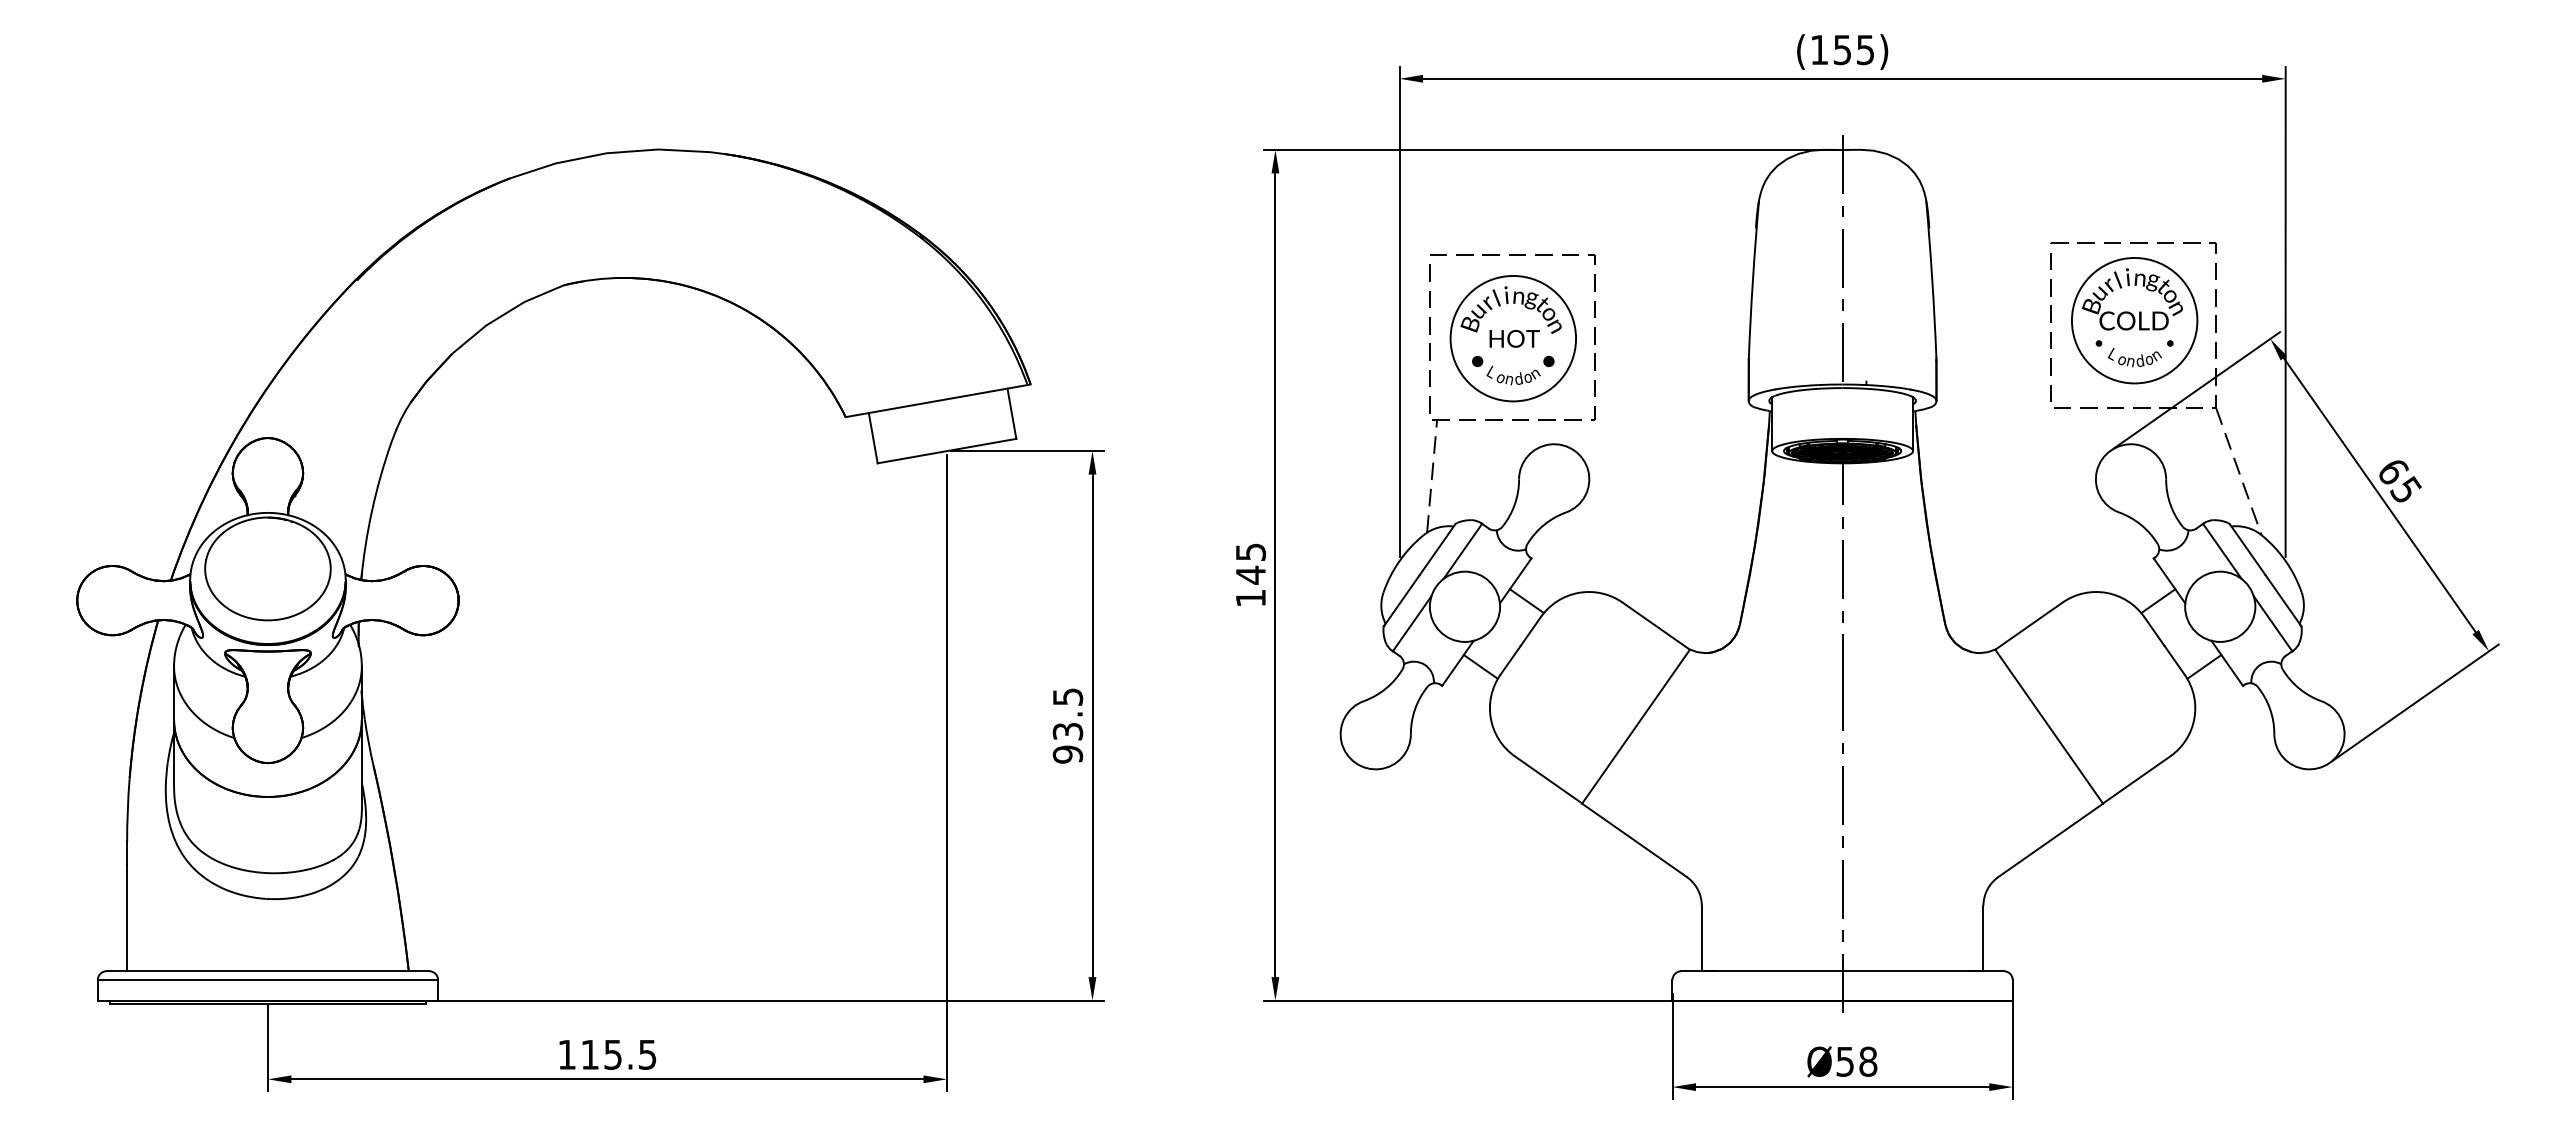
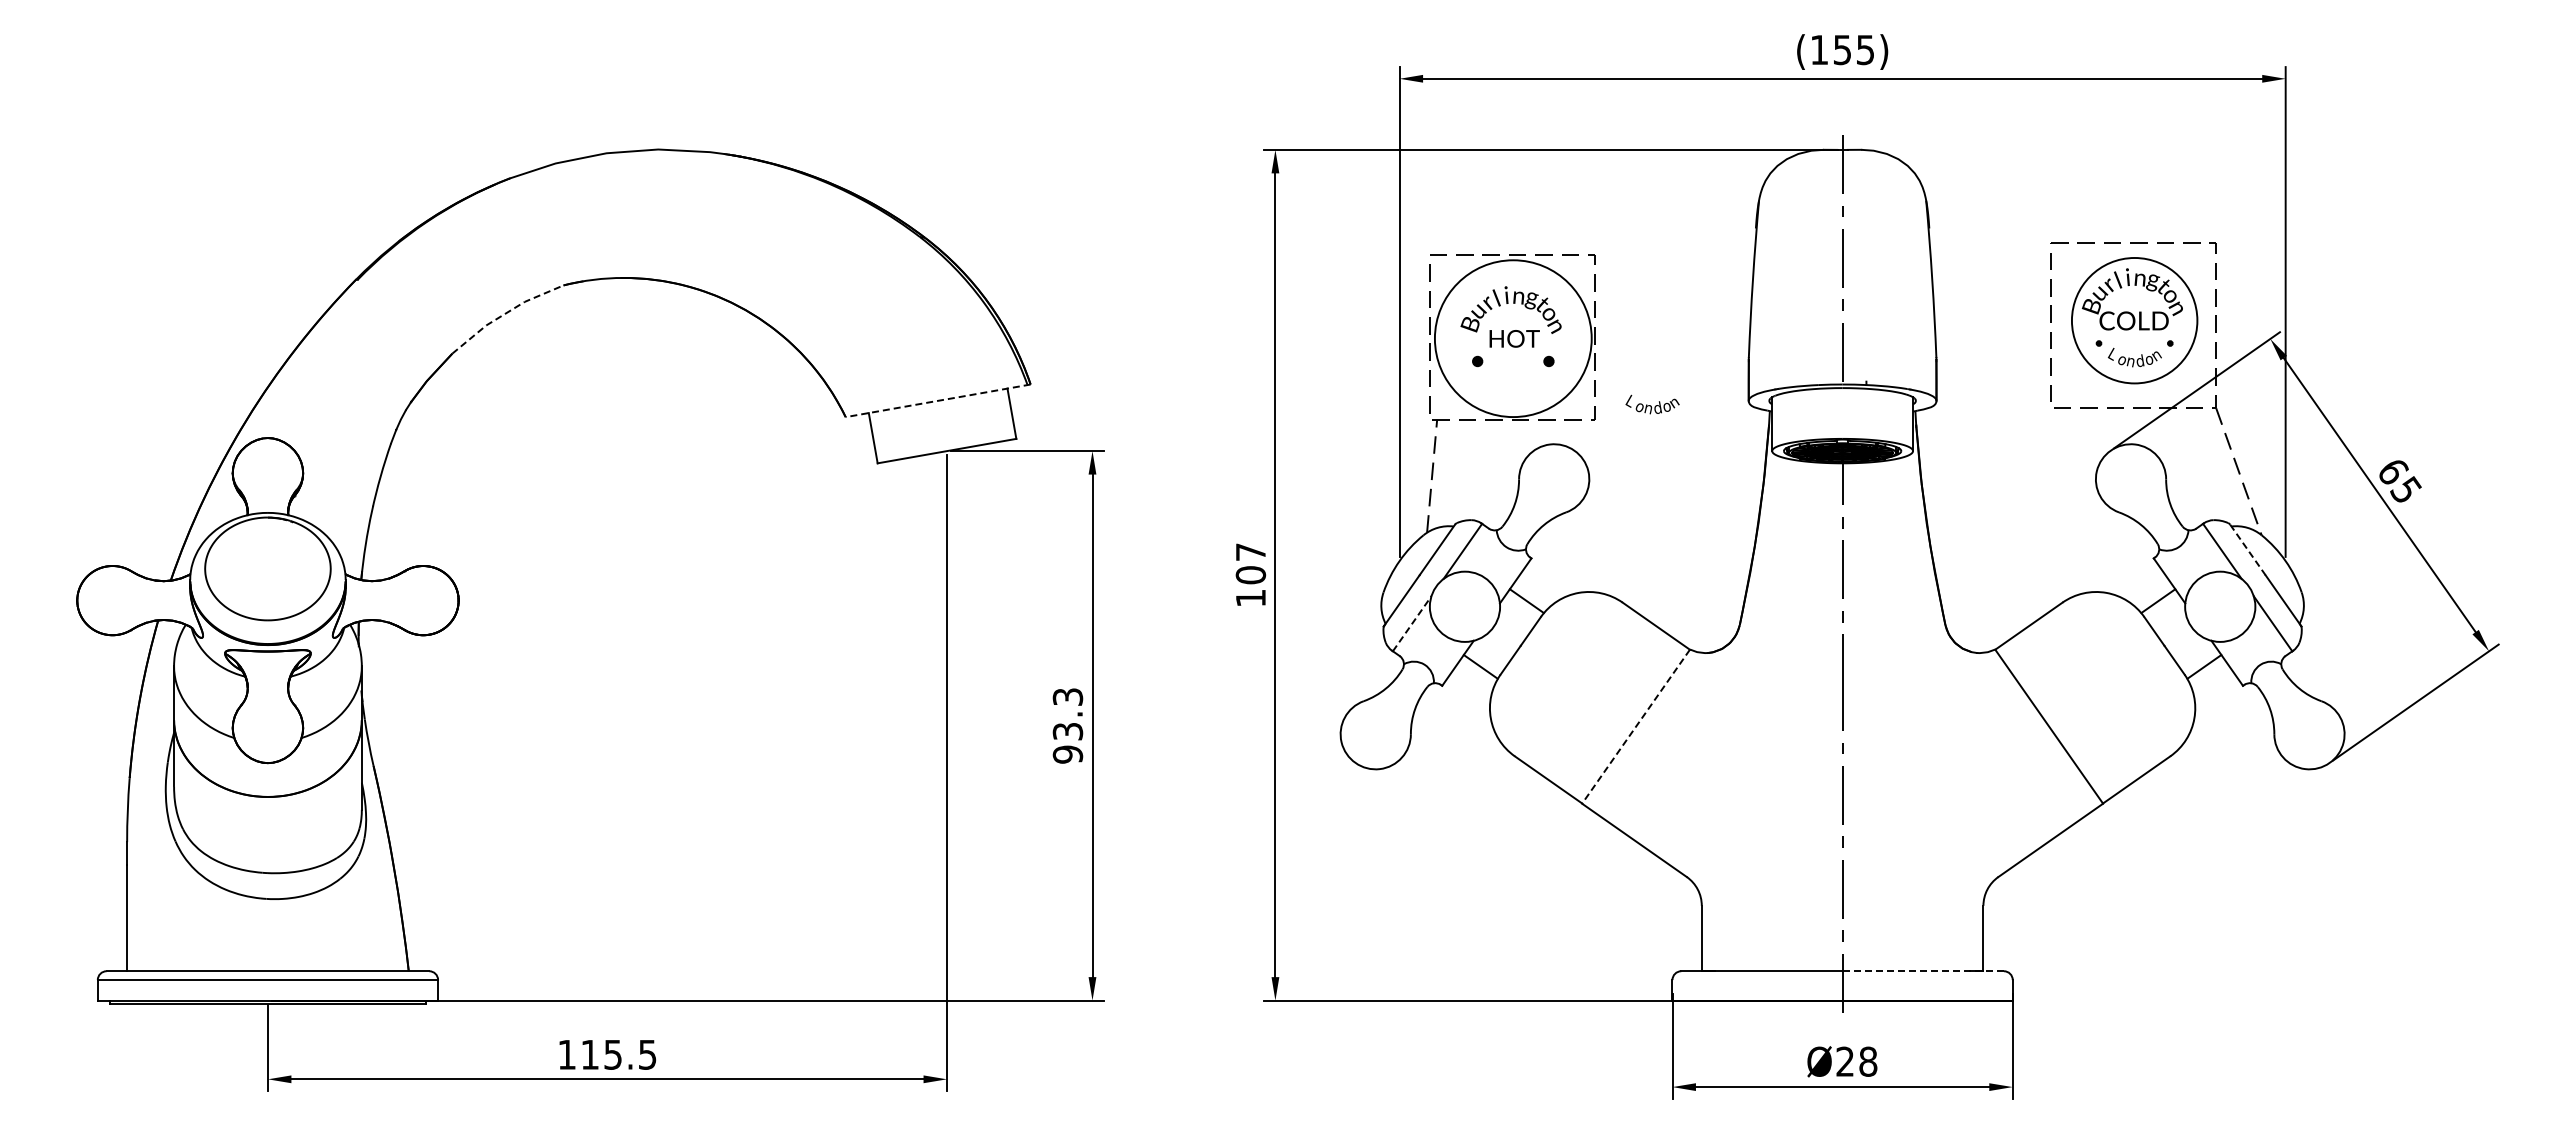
line: solid -> dashed (504, 314)
circle diameter: 125 px -> 157 px (1512, 338)
text position: (1513, 375) -> (1652, 404) (1652, 404)
line: solid -> dashed (938, 400)
line: solid -> dashed (2247, 549)
text: 145 -> 107 (1250, 563)
line: solid -> dashed (1412, 623)
text: 93.5 -> 93.3 (1067, 696)
line: solid -> dashed (1636, 726)
line: solid -> dashed (1923, 971)
text: Ø58 -> Ø28 (1844, 1061)
